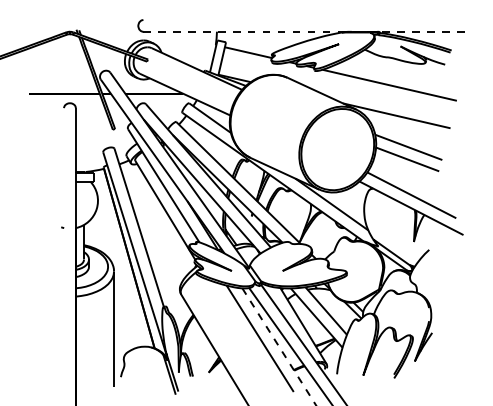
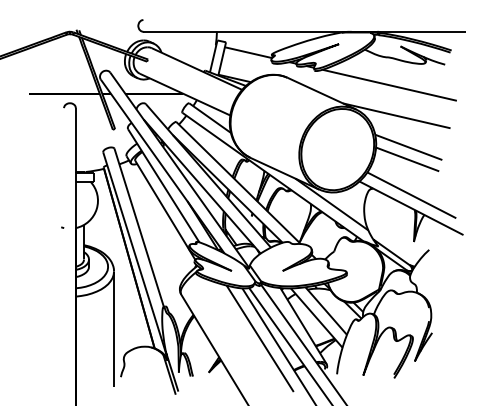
line: dashed -> solid (305, 31)
line: dashed -> solid (279, 347)
